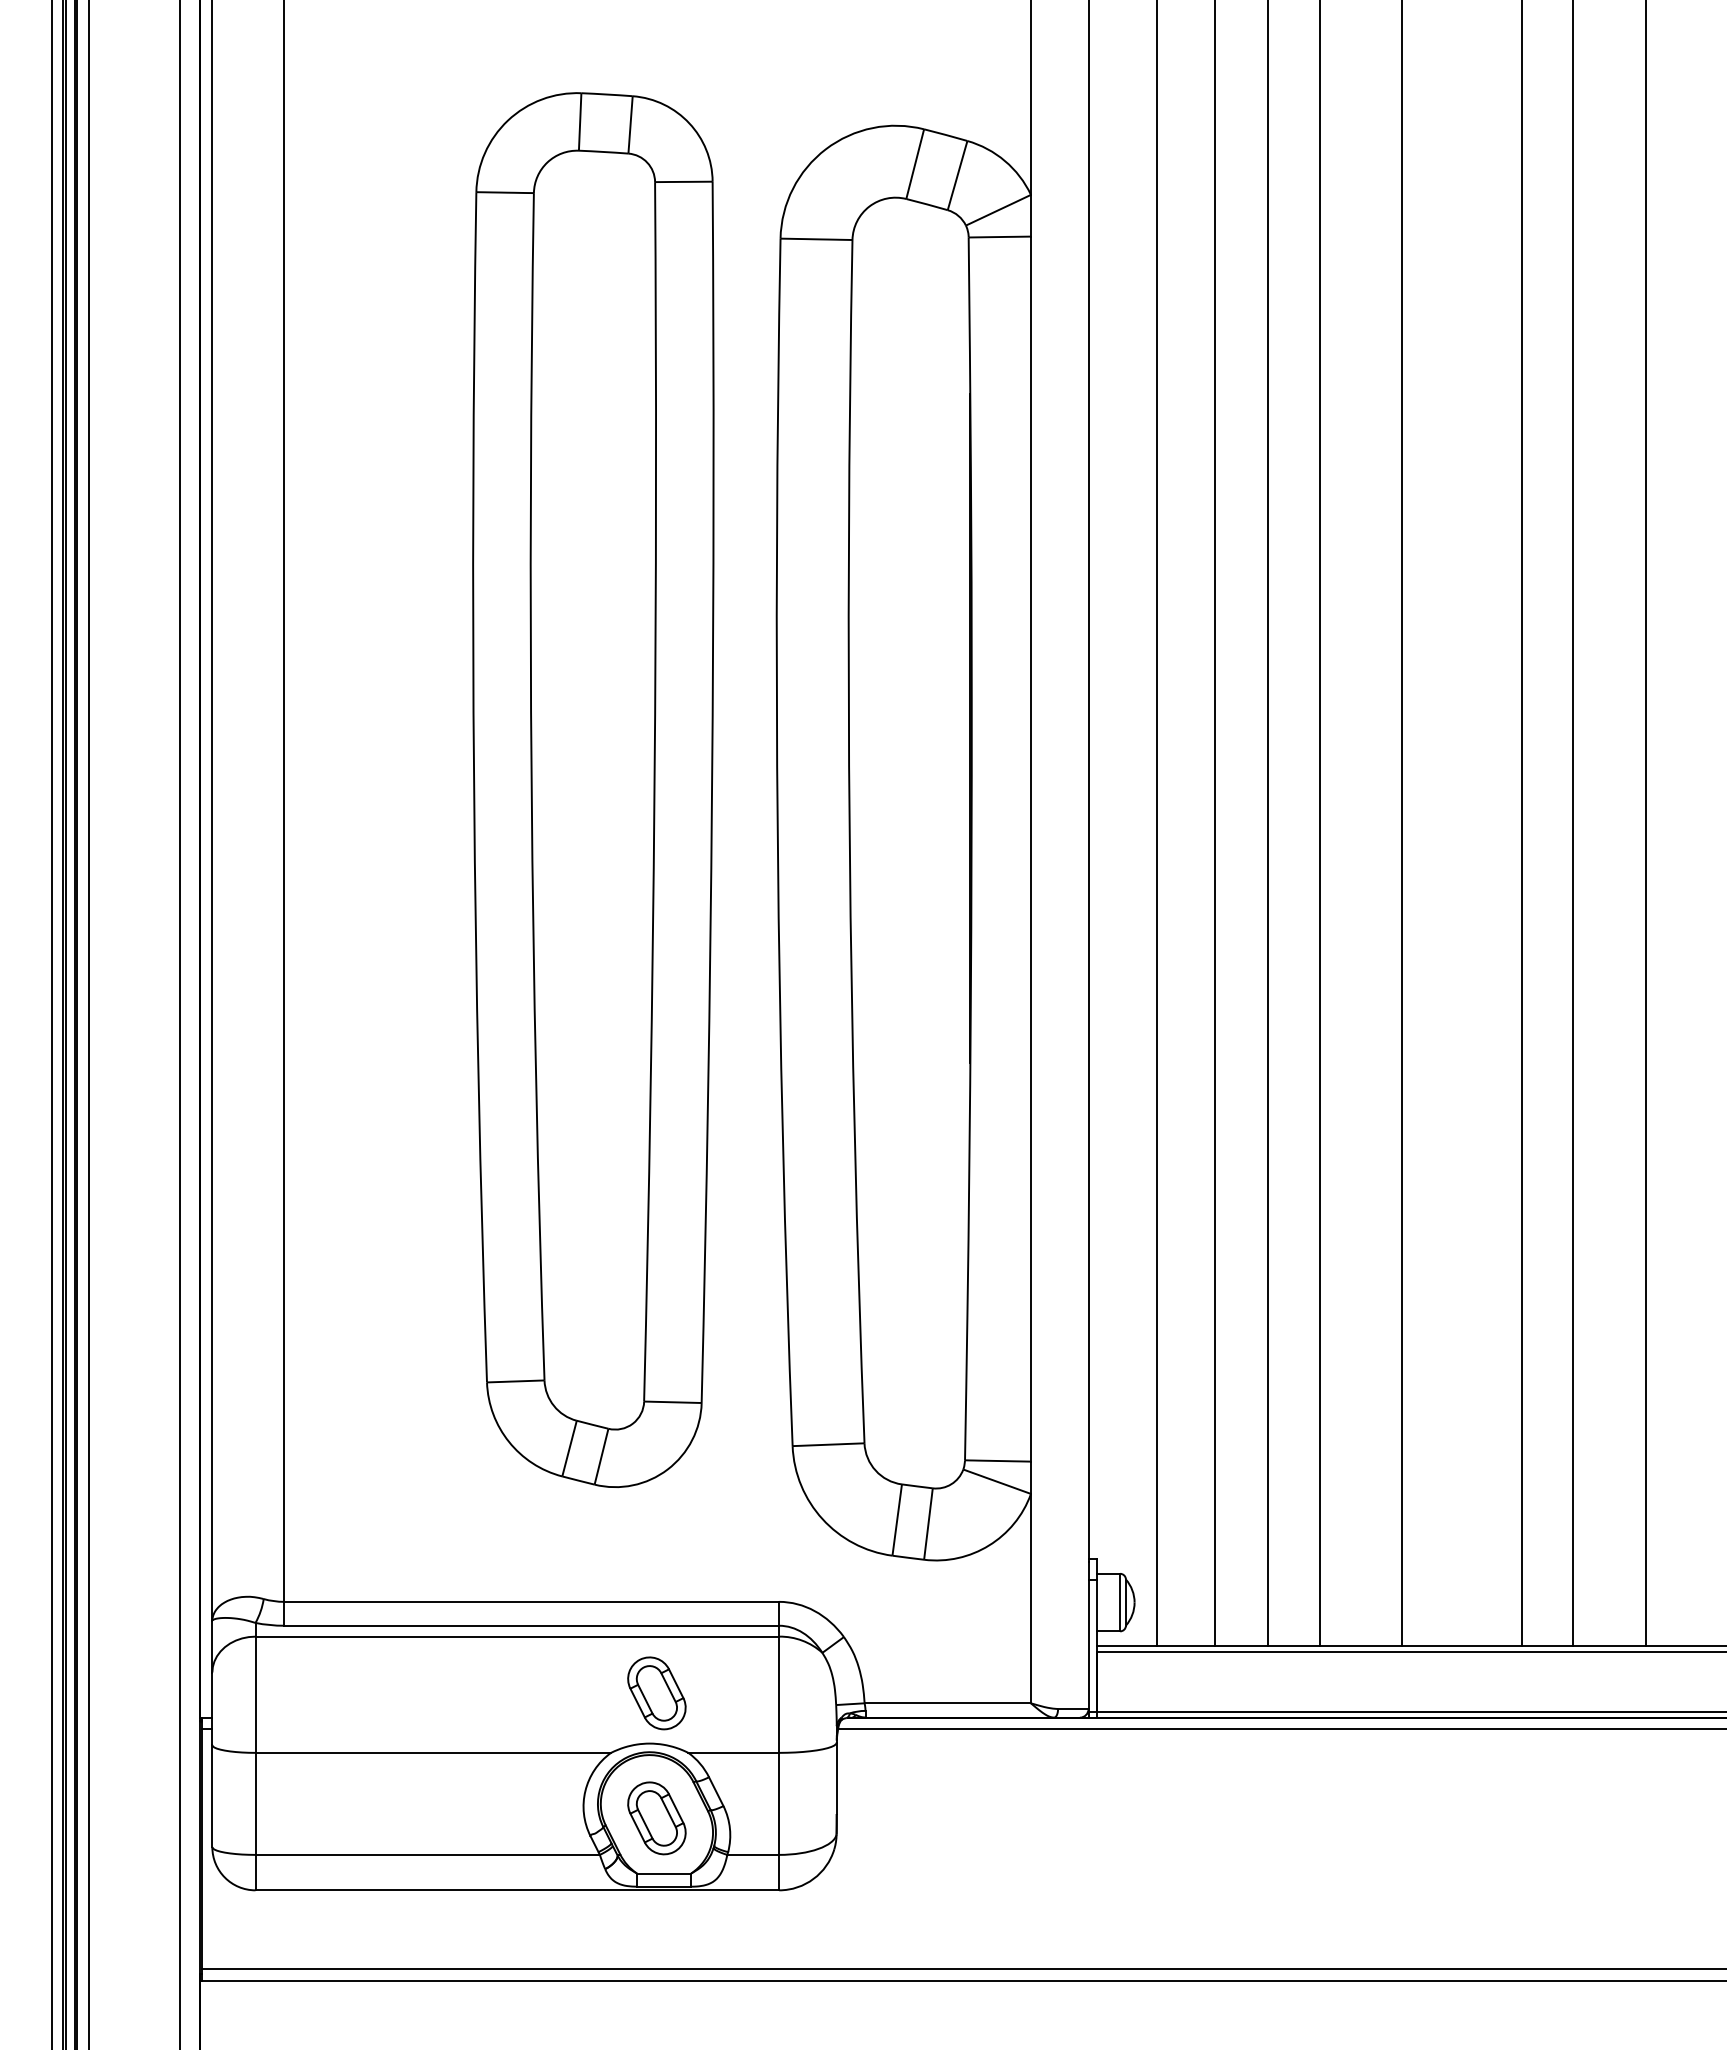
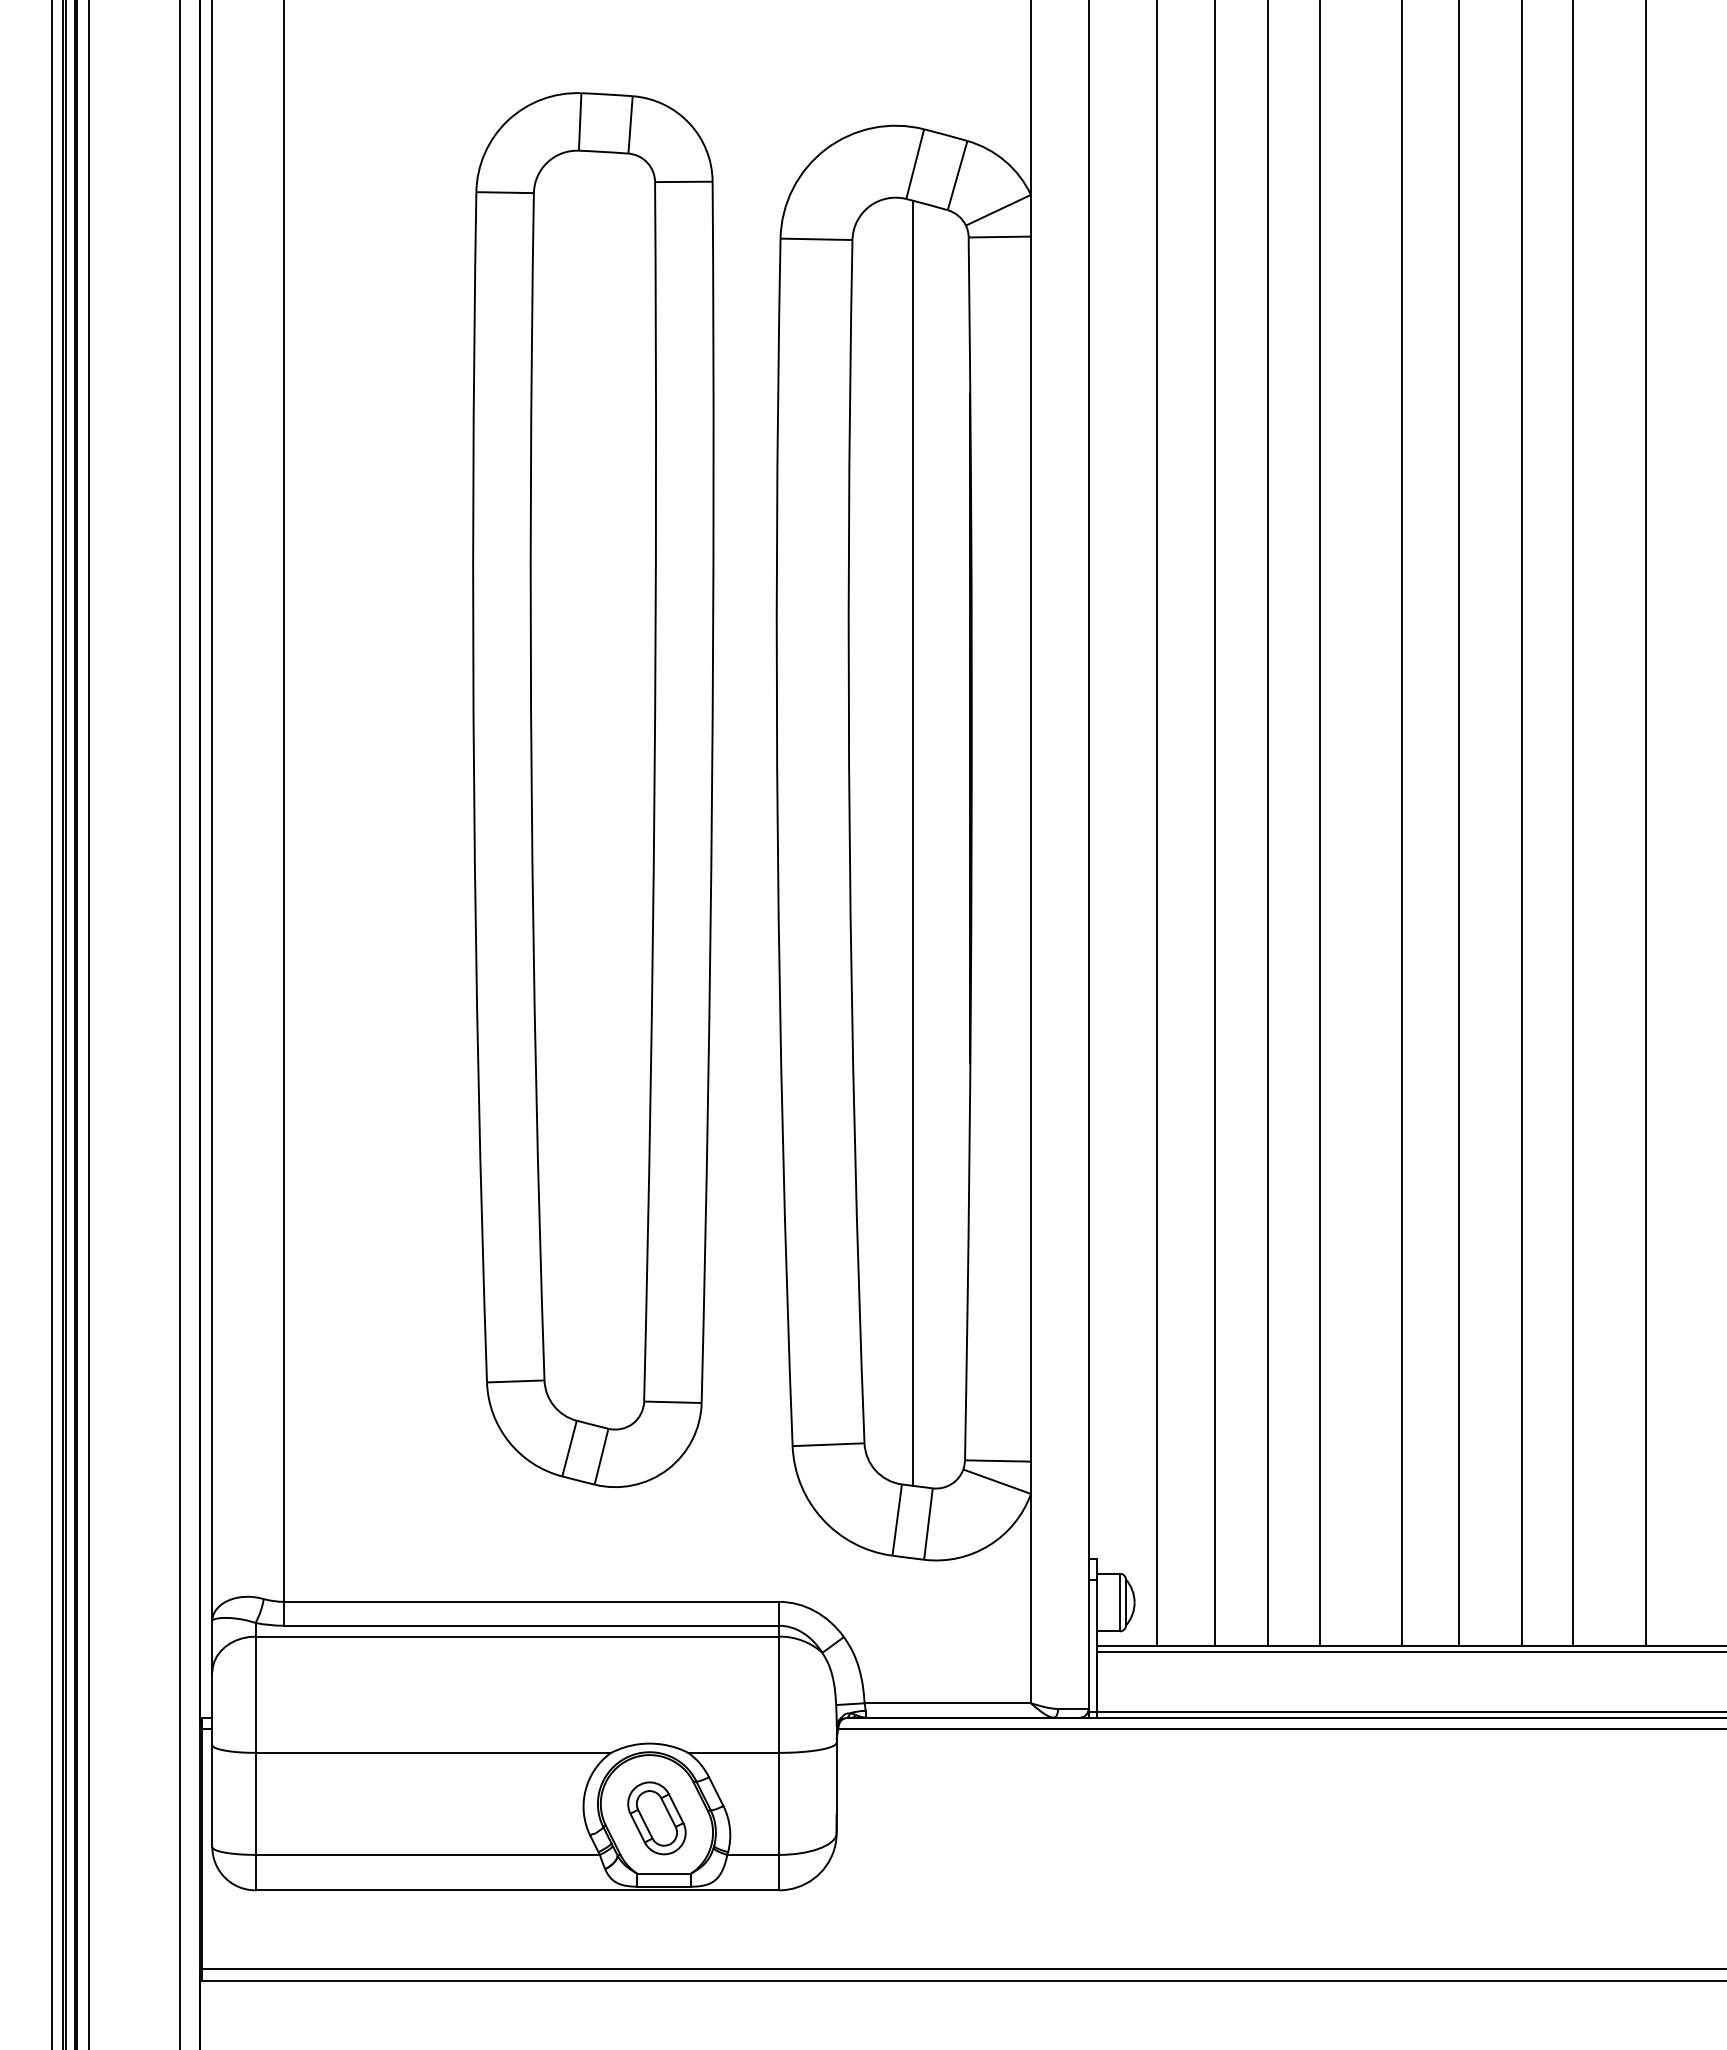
line: none -> present (1459, 823)
line: none -> present (912, 842)
part: present -> none (656, 1693)
